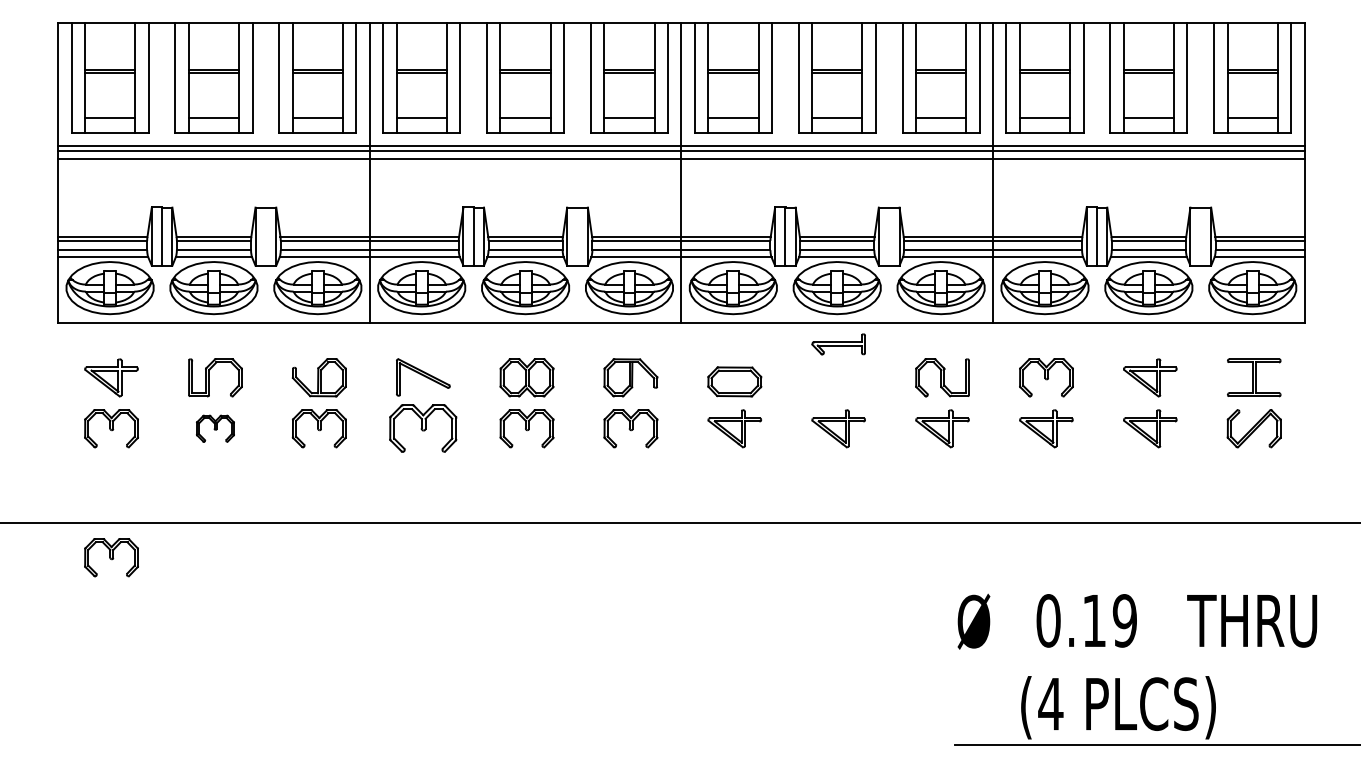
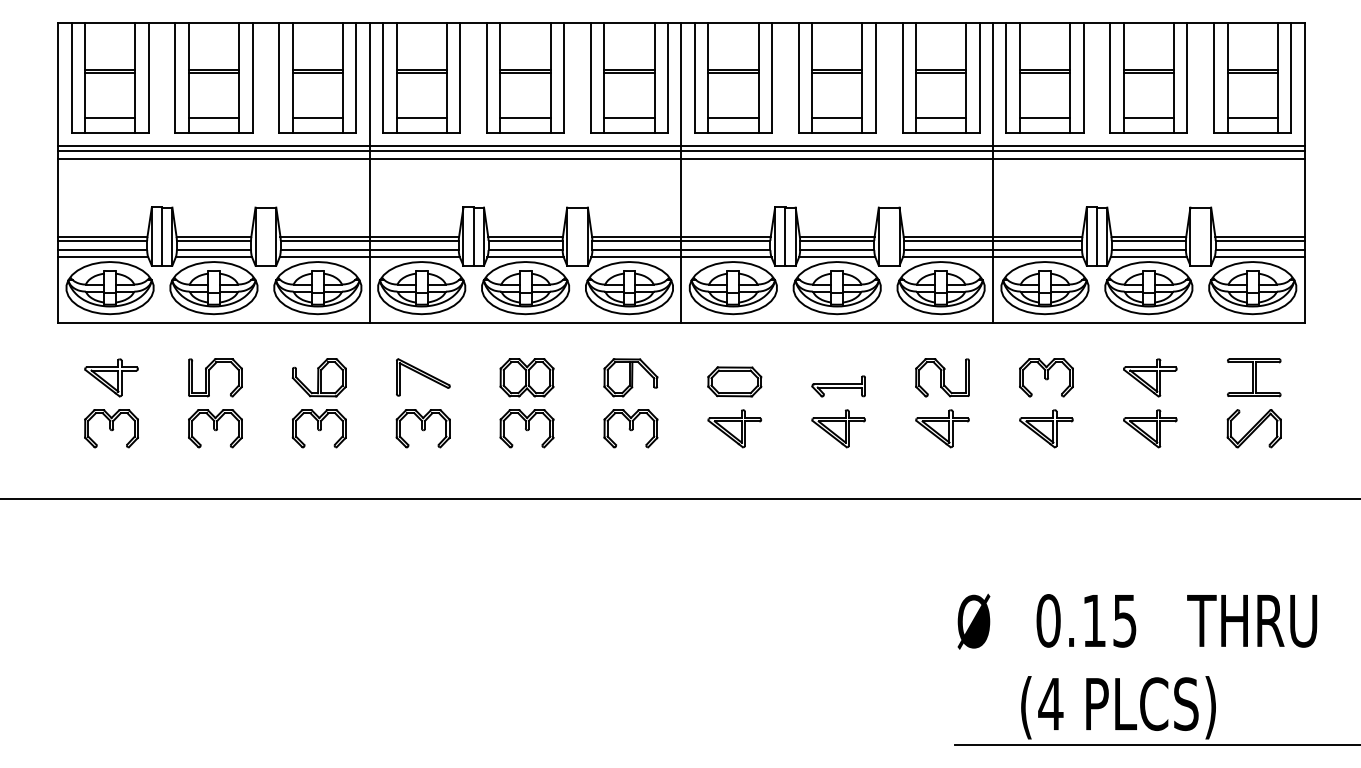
part position: (838, 344) -> (838, 386) (838, 386)
part size: 39x29 px -> 55x40 px (215, 428)
part size: 69x49 px -> 56x40 px (422, 428)
line position: (679, 523) -> (679, 499) (679, 499)
part: present -> none (111, 557)
text: 0.19 -> 0.15 (1124, 620)
